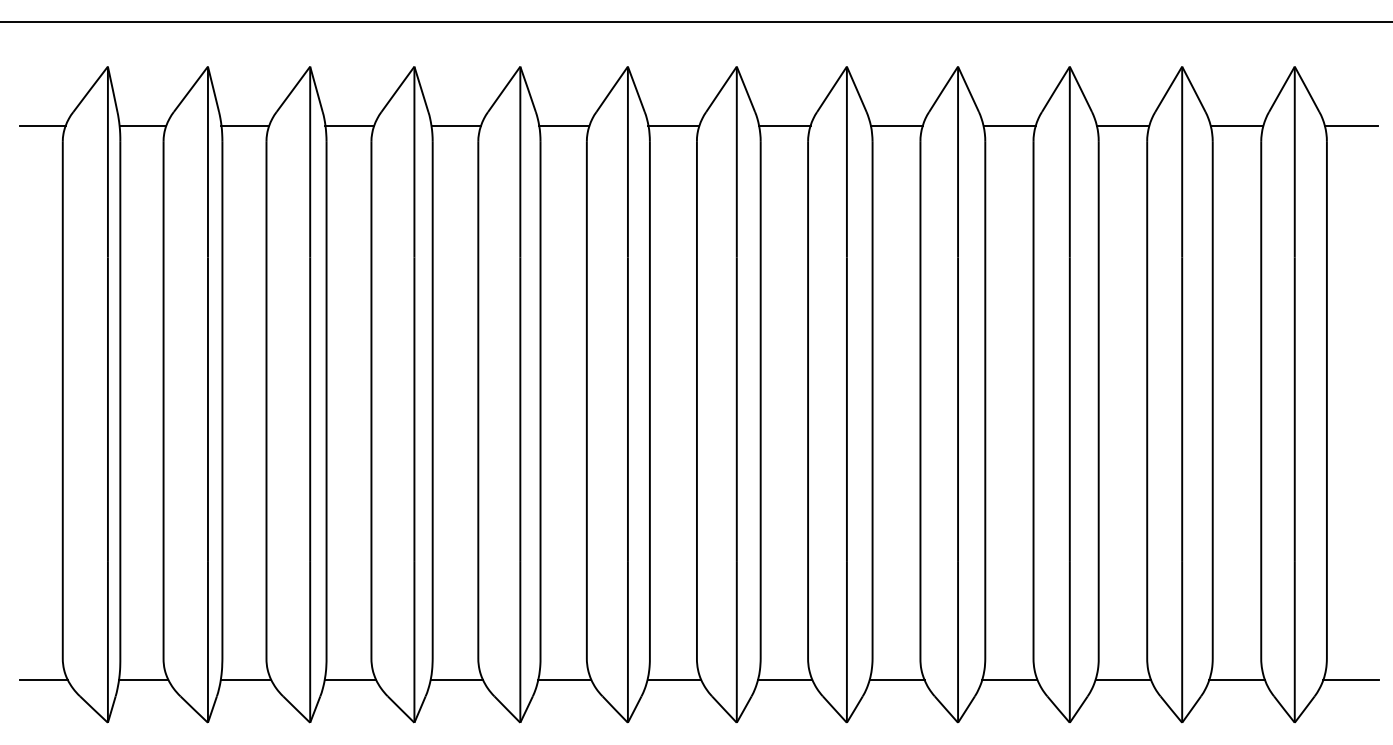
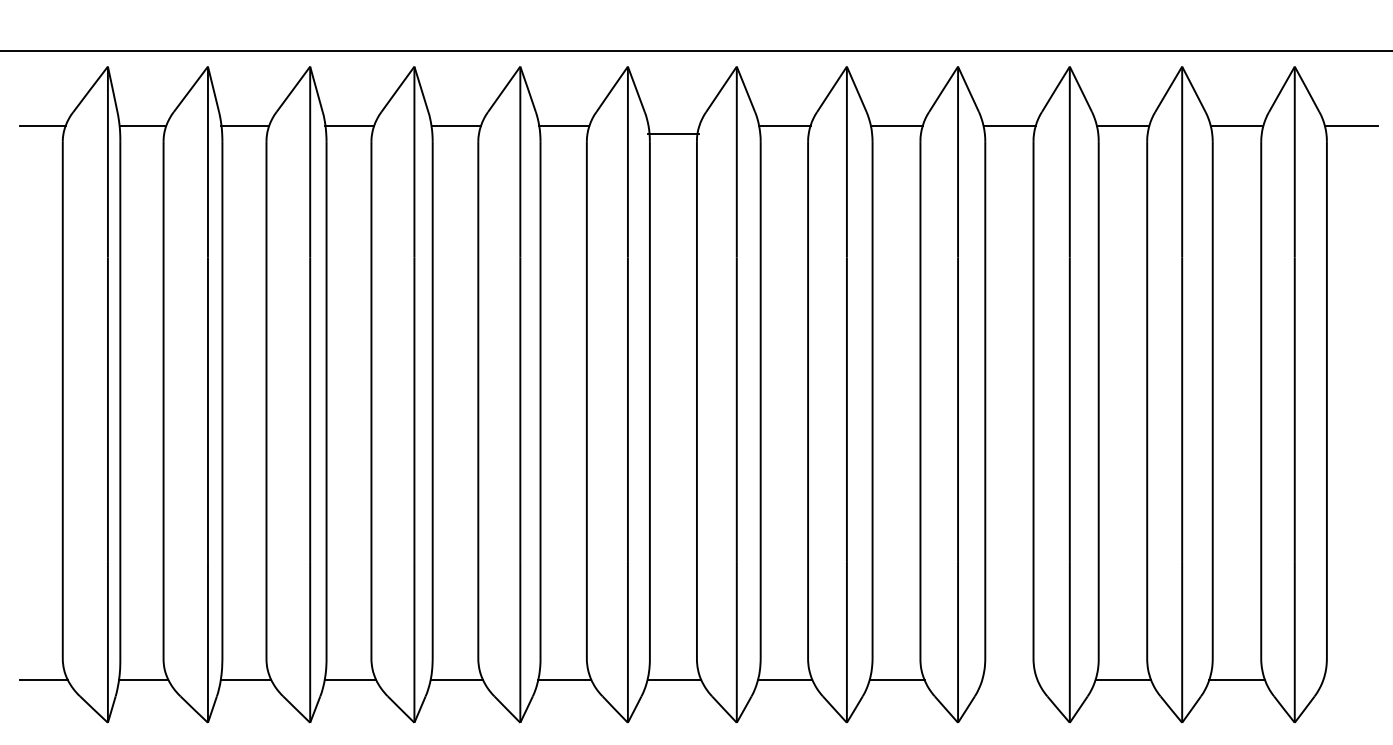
line position: (695, 22) -> (695, 51) (695, 51)
line position: (673, 125) -> (673, 133) (673, 133)
line: present -> none (1009, 680)
line: present -> none (1351, 680)
